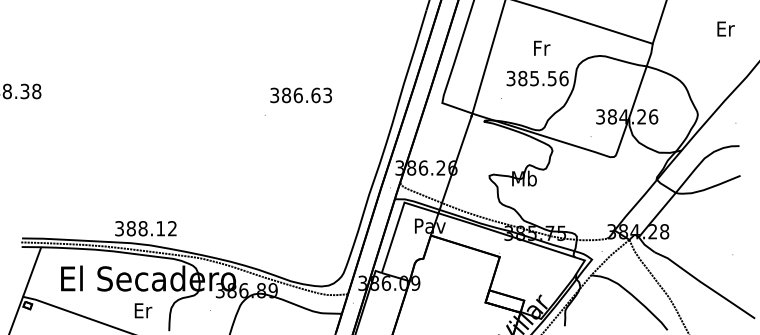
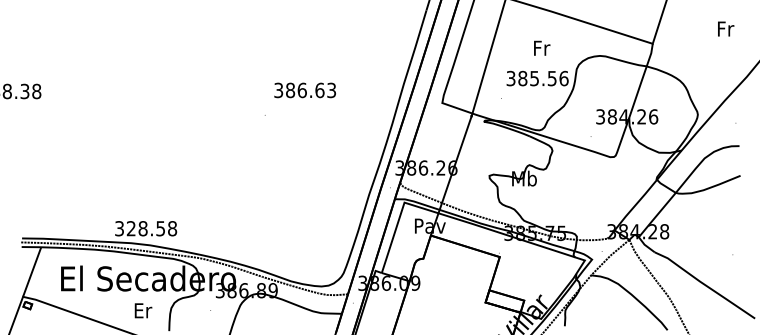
text: Er -> Fr (725, 28)
text position: (300, 95) -> (304, 90) (304, 90)
text: 388.12 -> 328.58 (151, 228)
